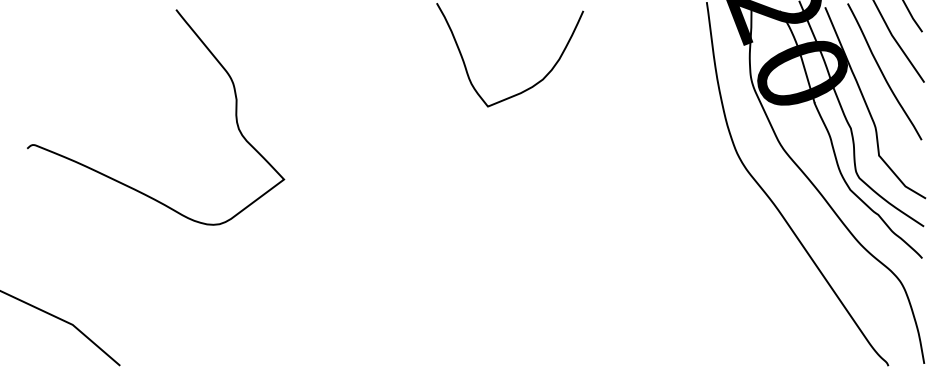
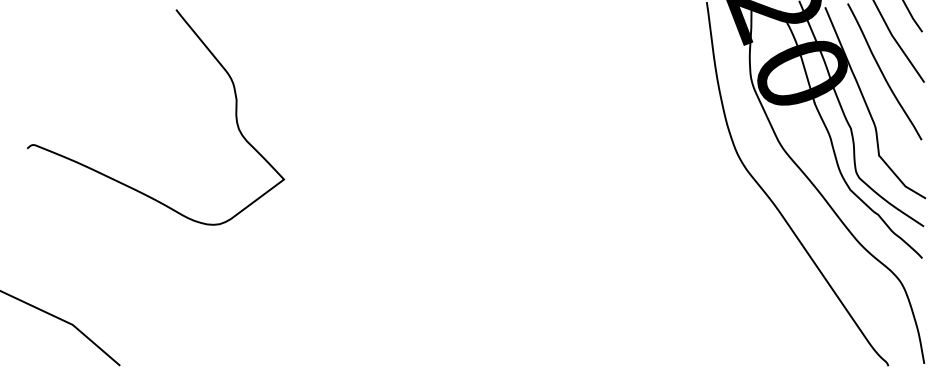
curve: present -> none (527, 88)
